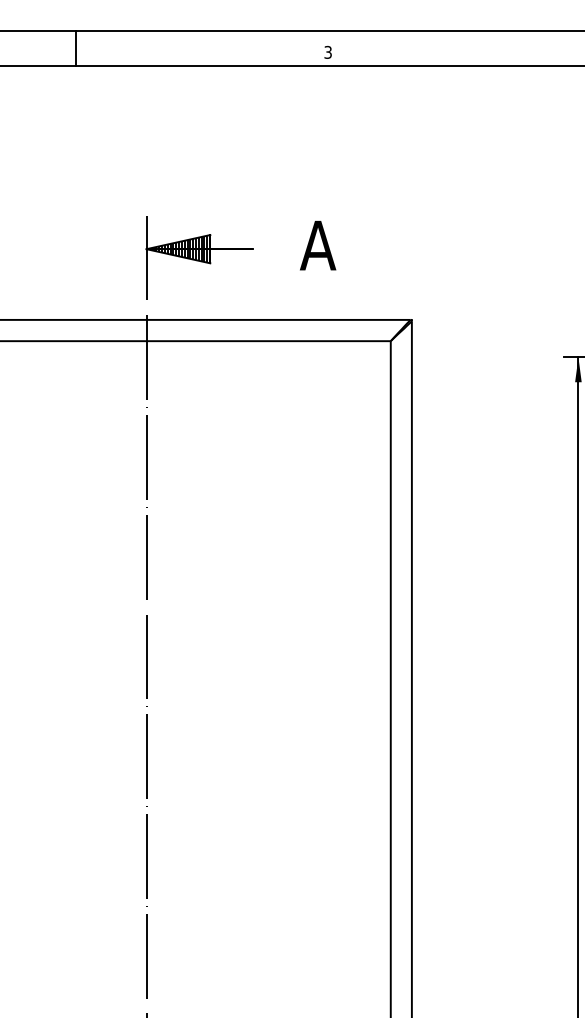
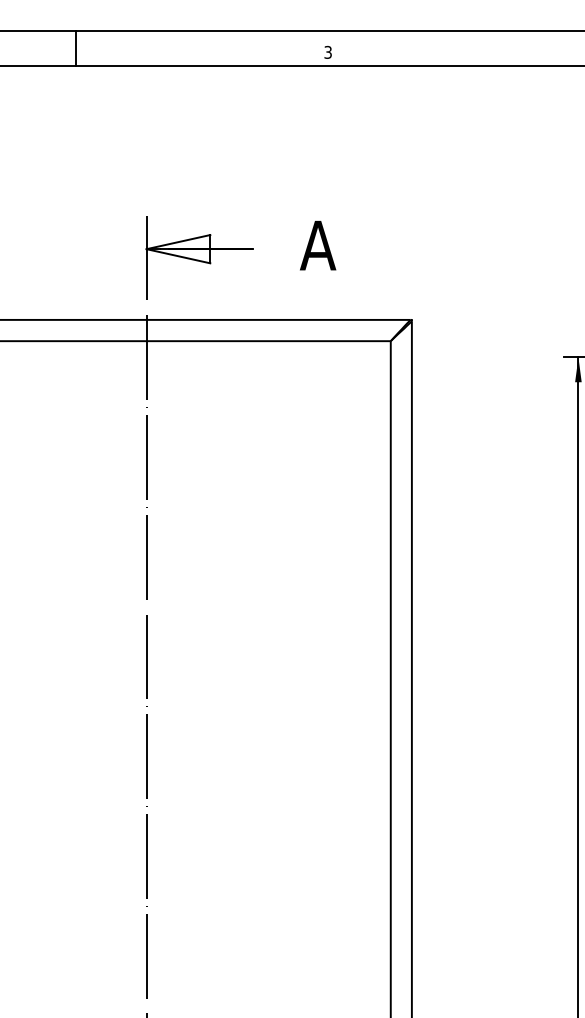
hatch: present -> none (178, 249)
